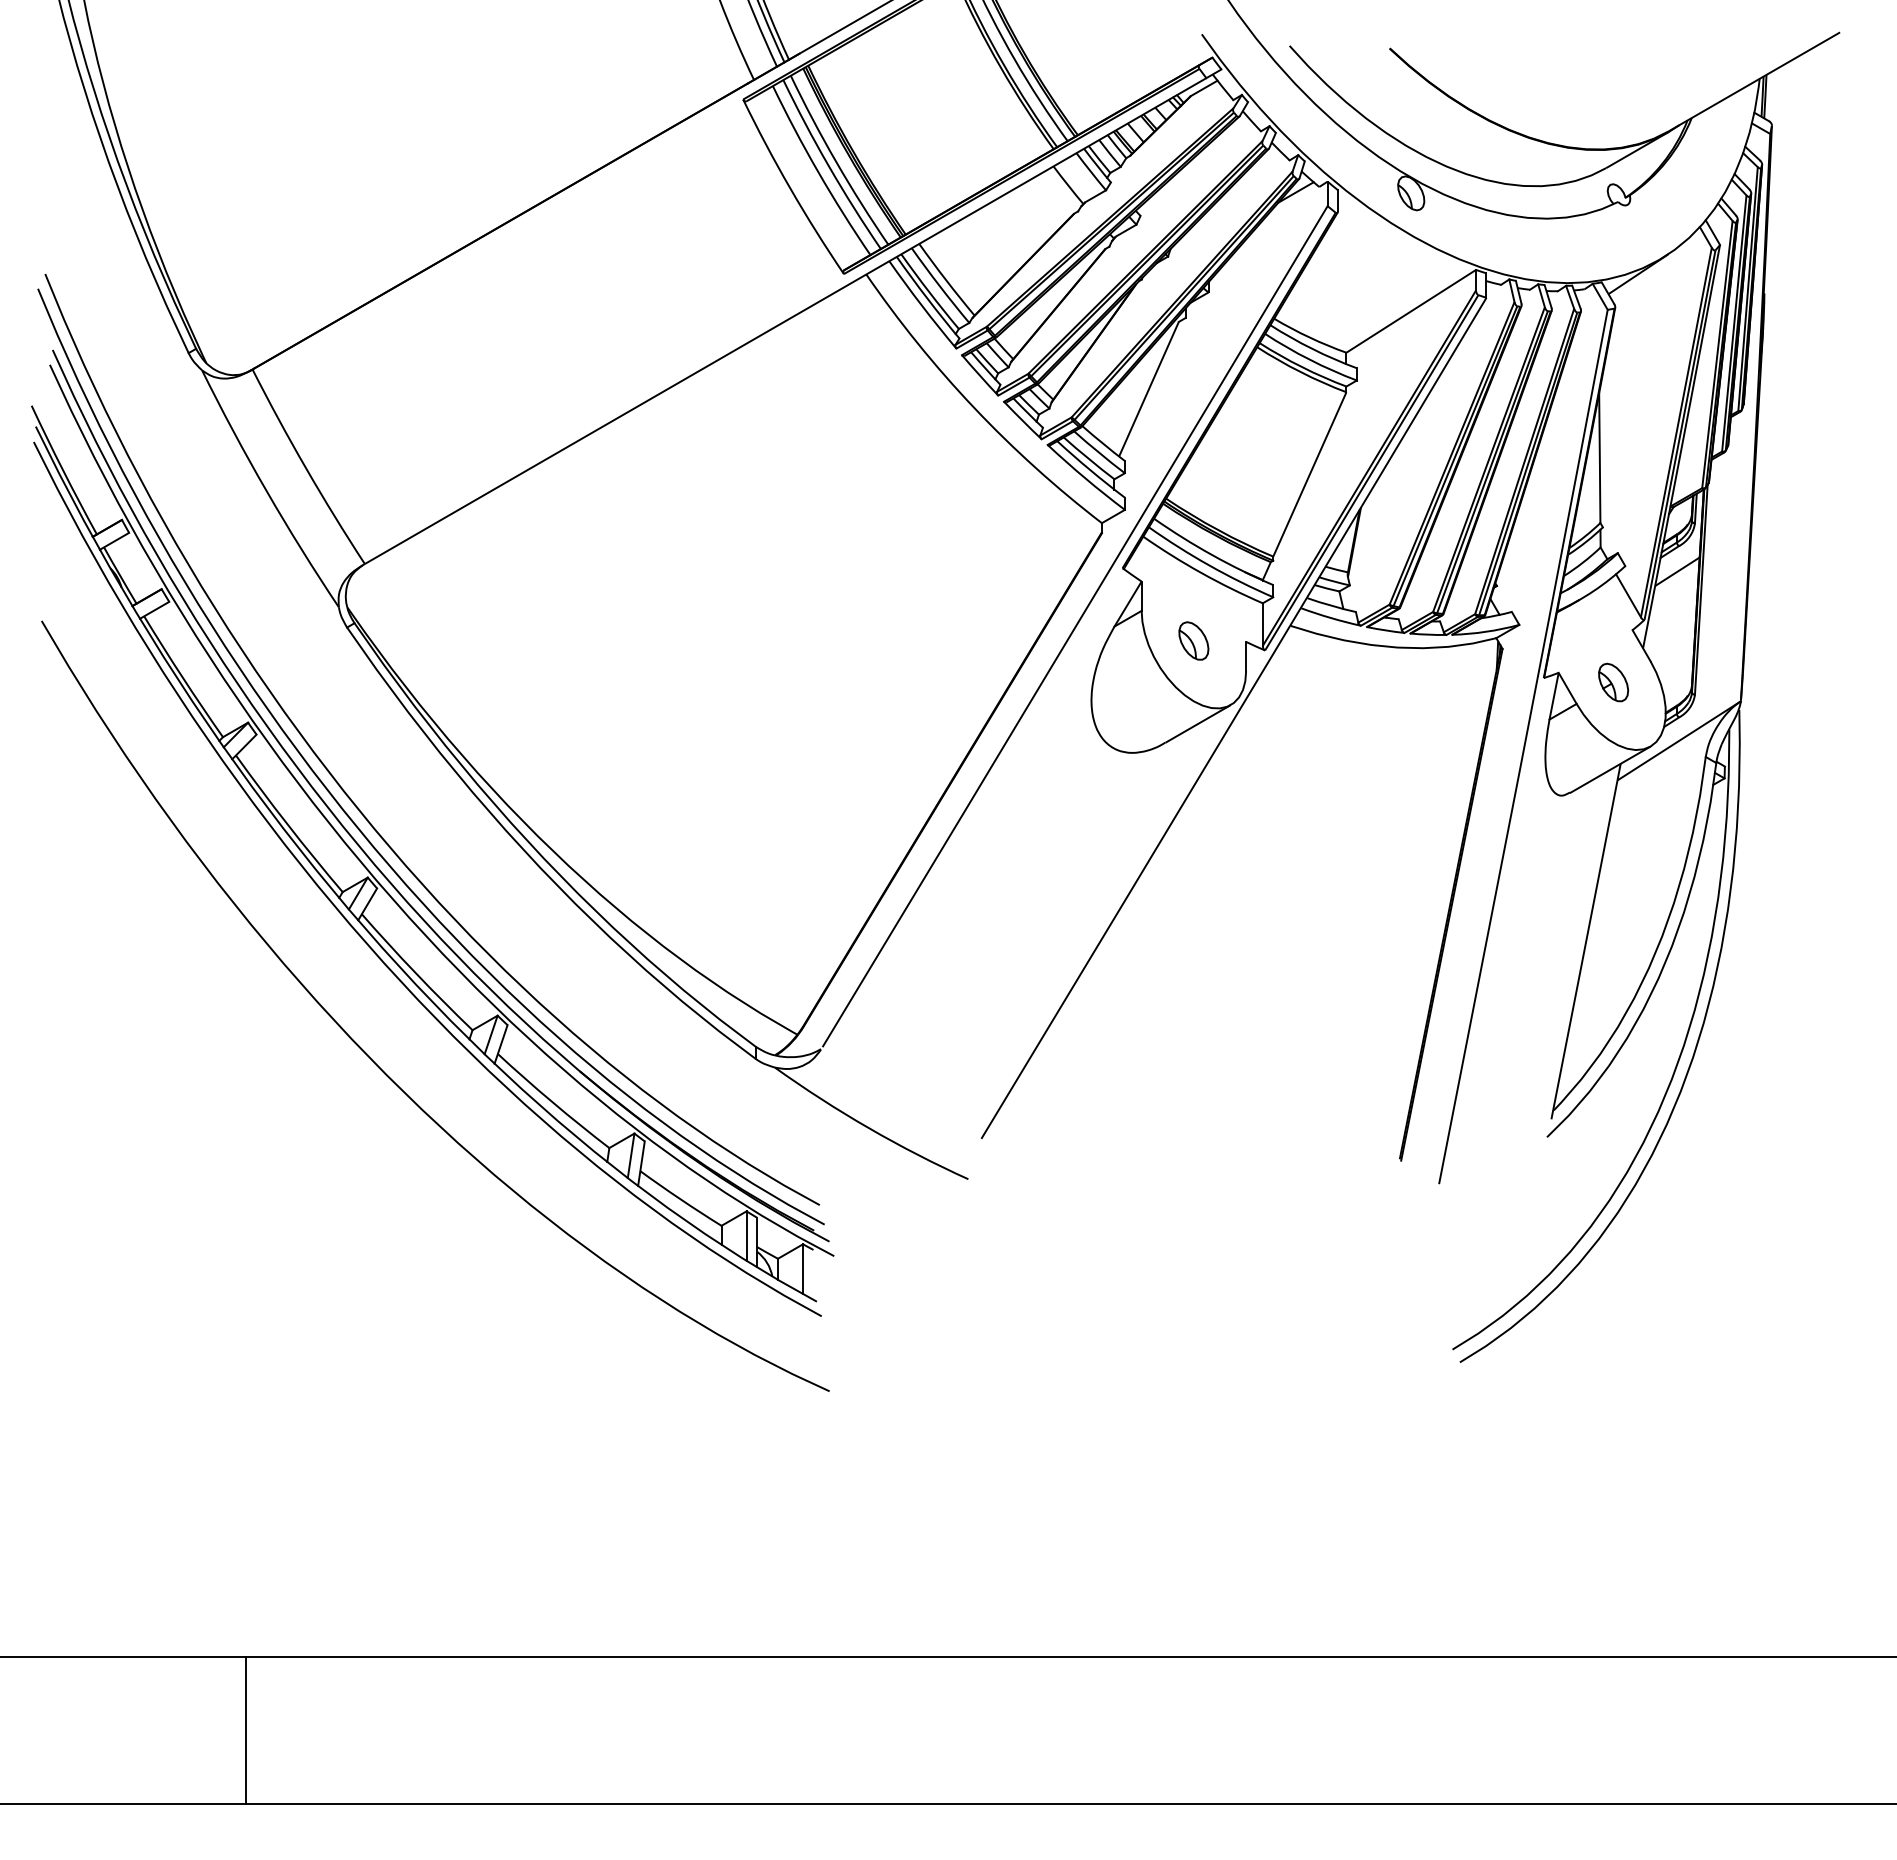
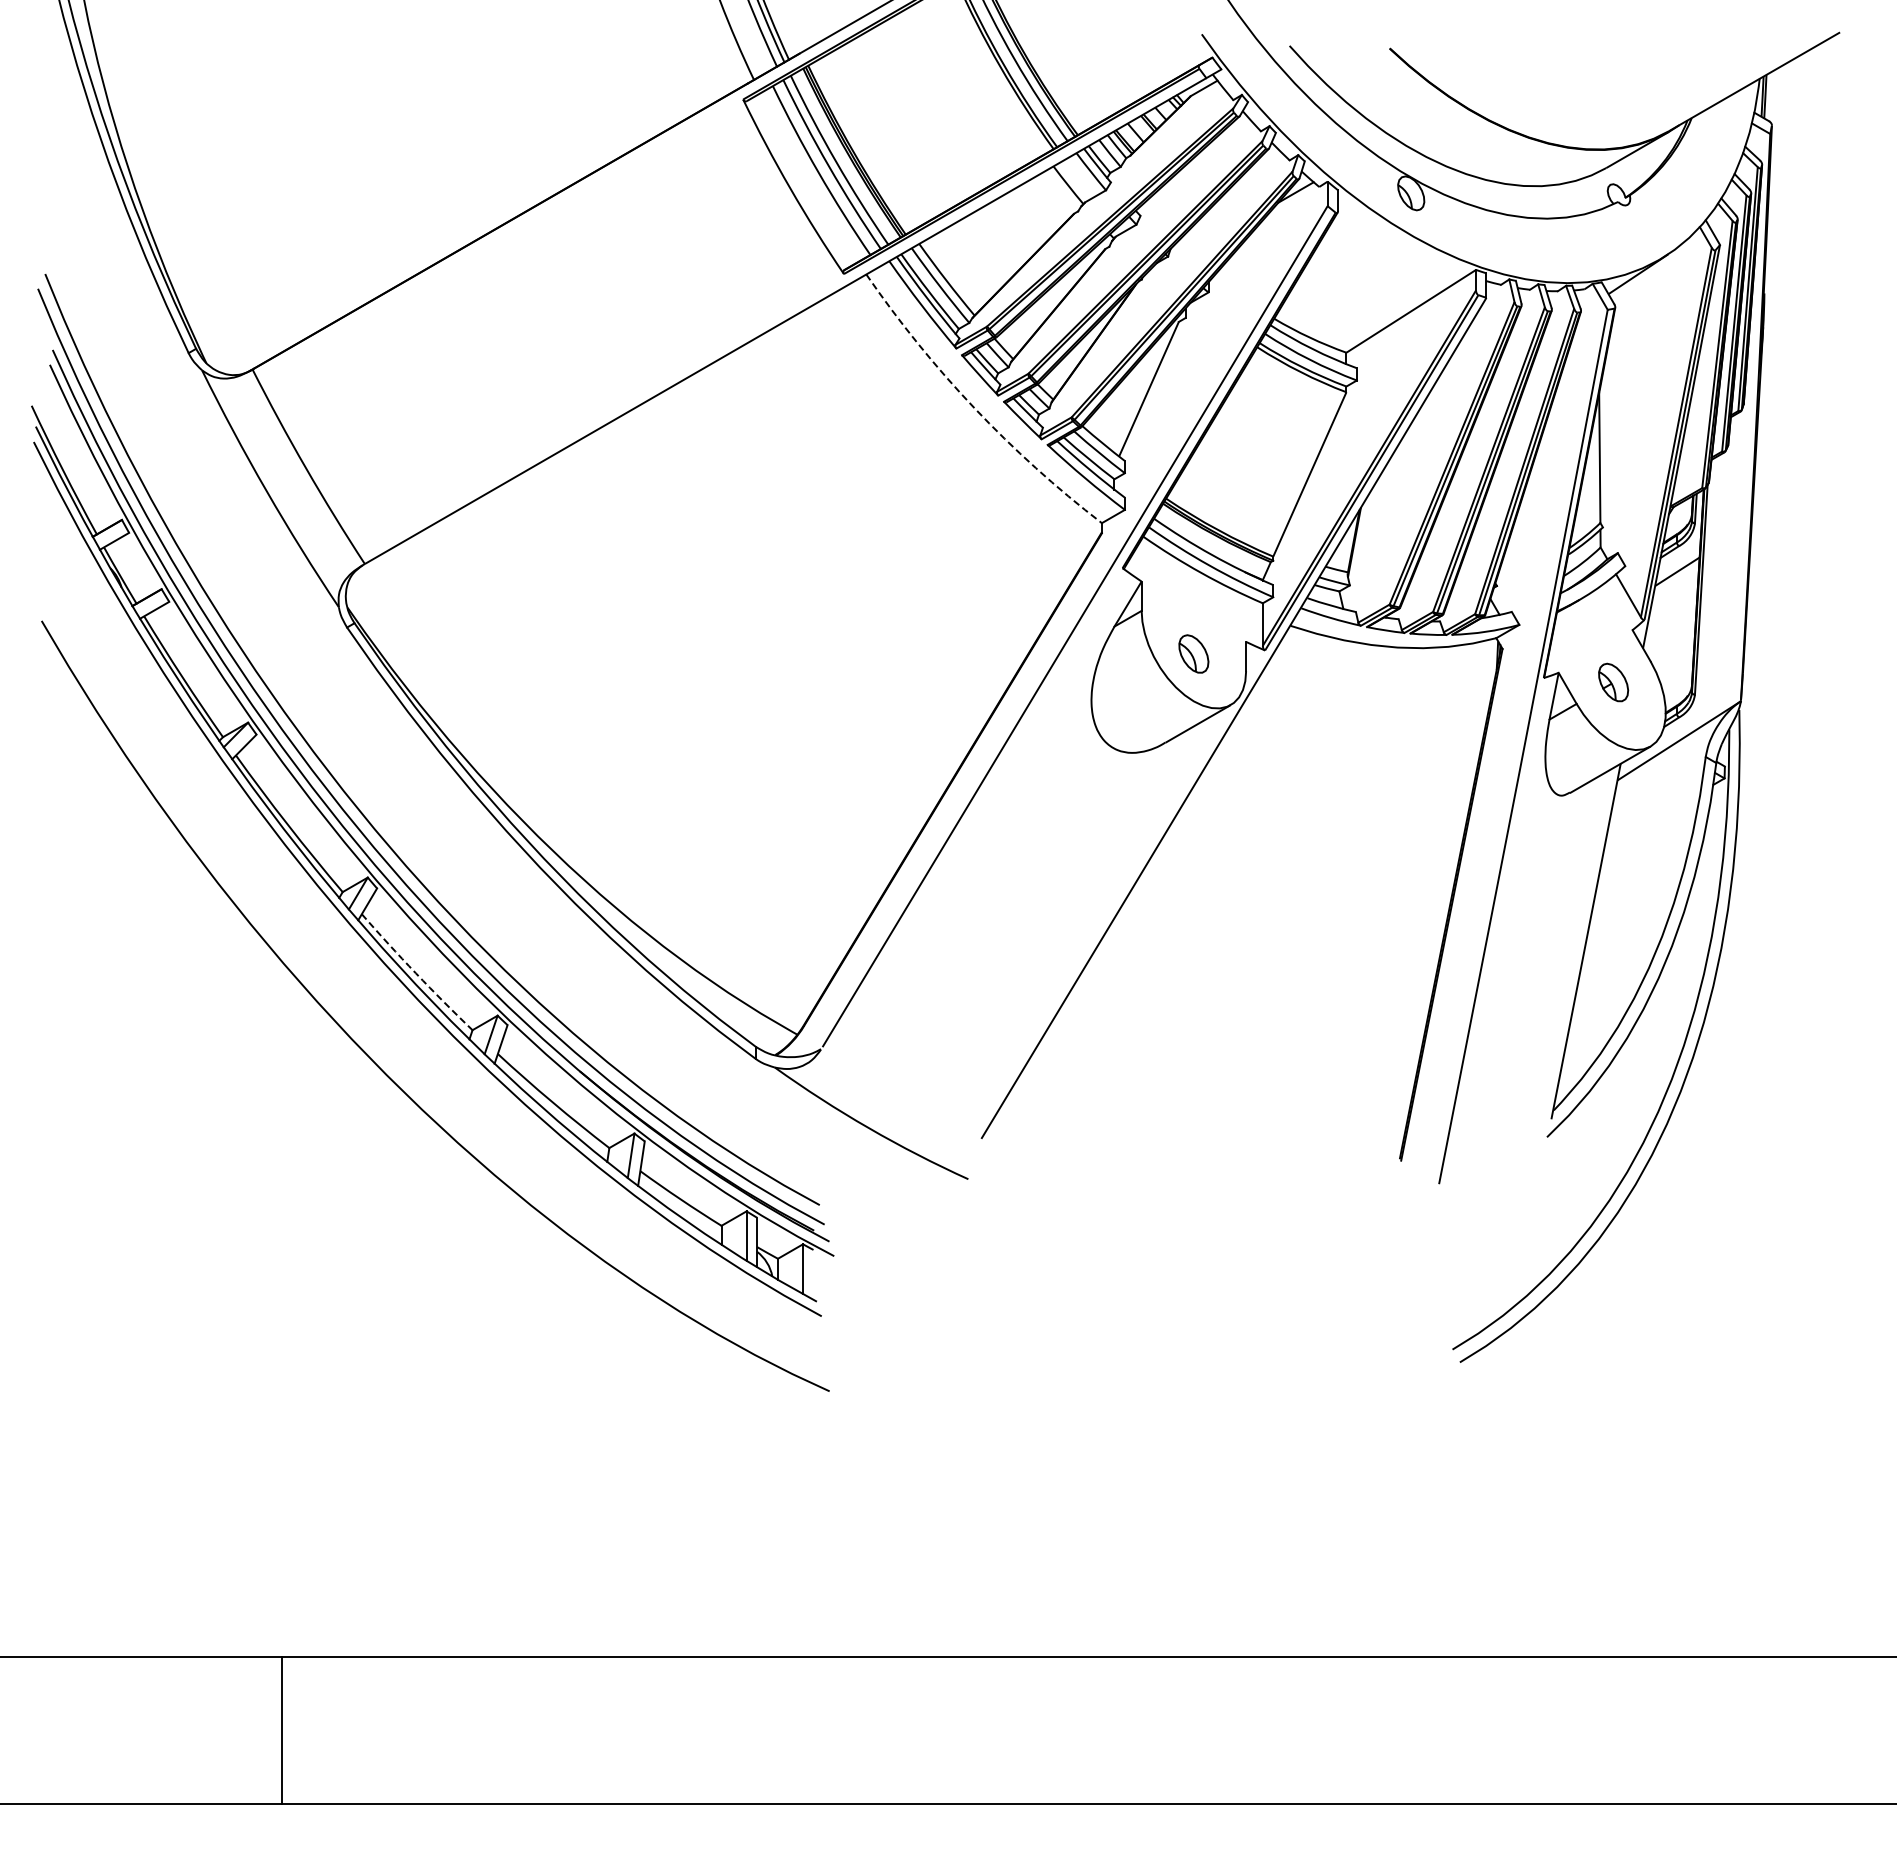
arc: solid -> dashed (974, 408)
part position: (1193, 640) -> (1193, 653) (1193, 653)
arc: solid -> dashed (415, 973)
line position: (245, 1730) -> (281, 1730) (281, 1730)
